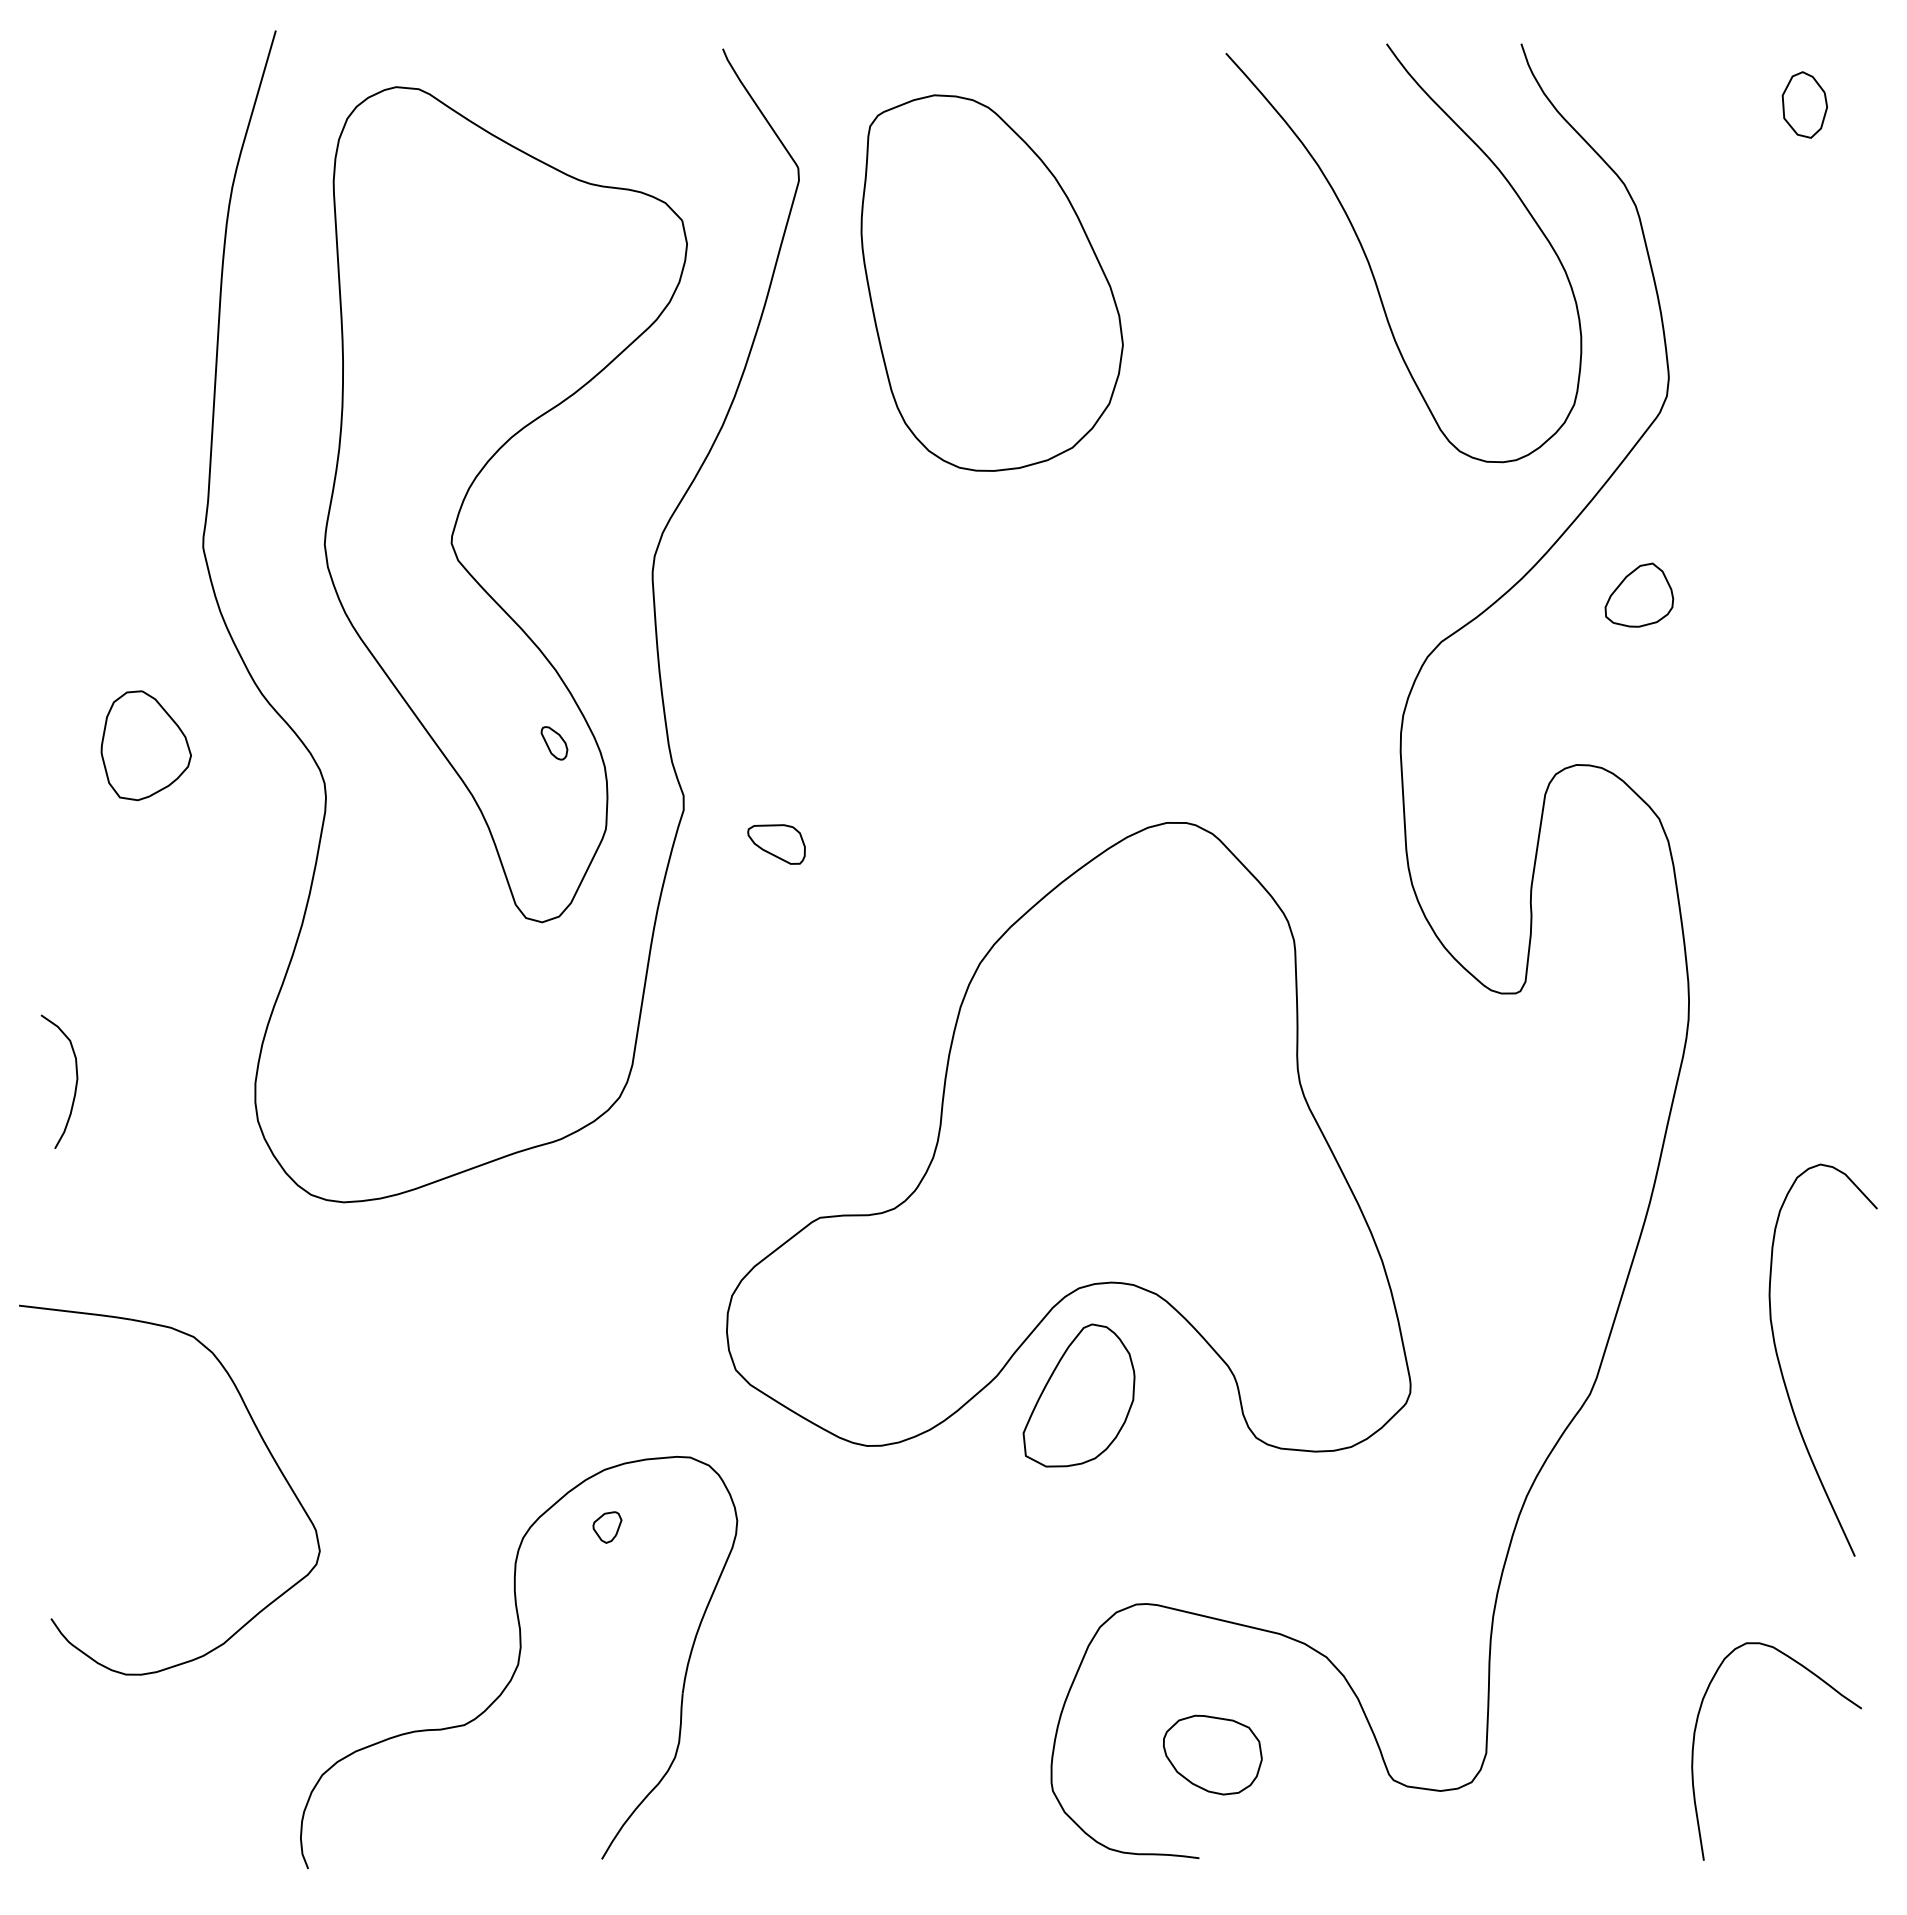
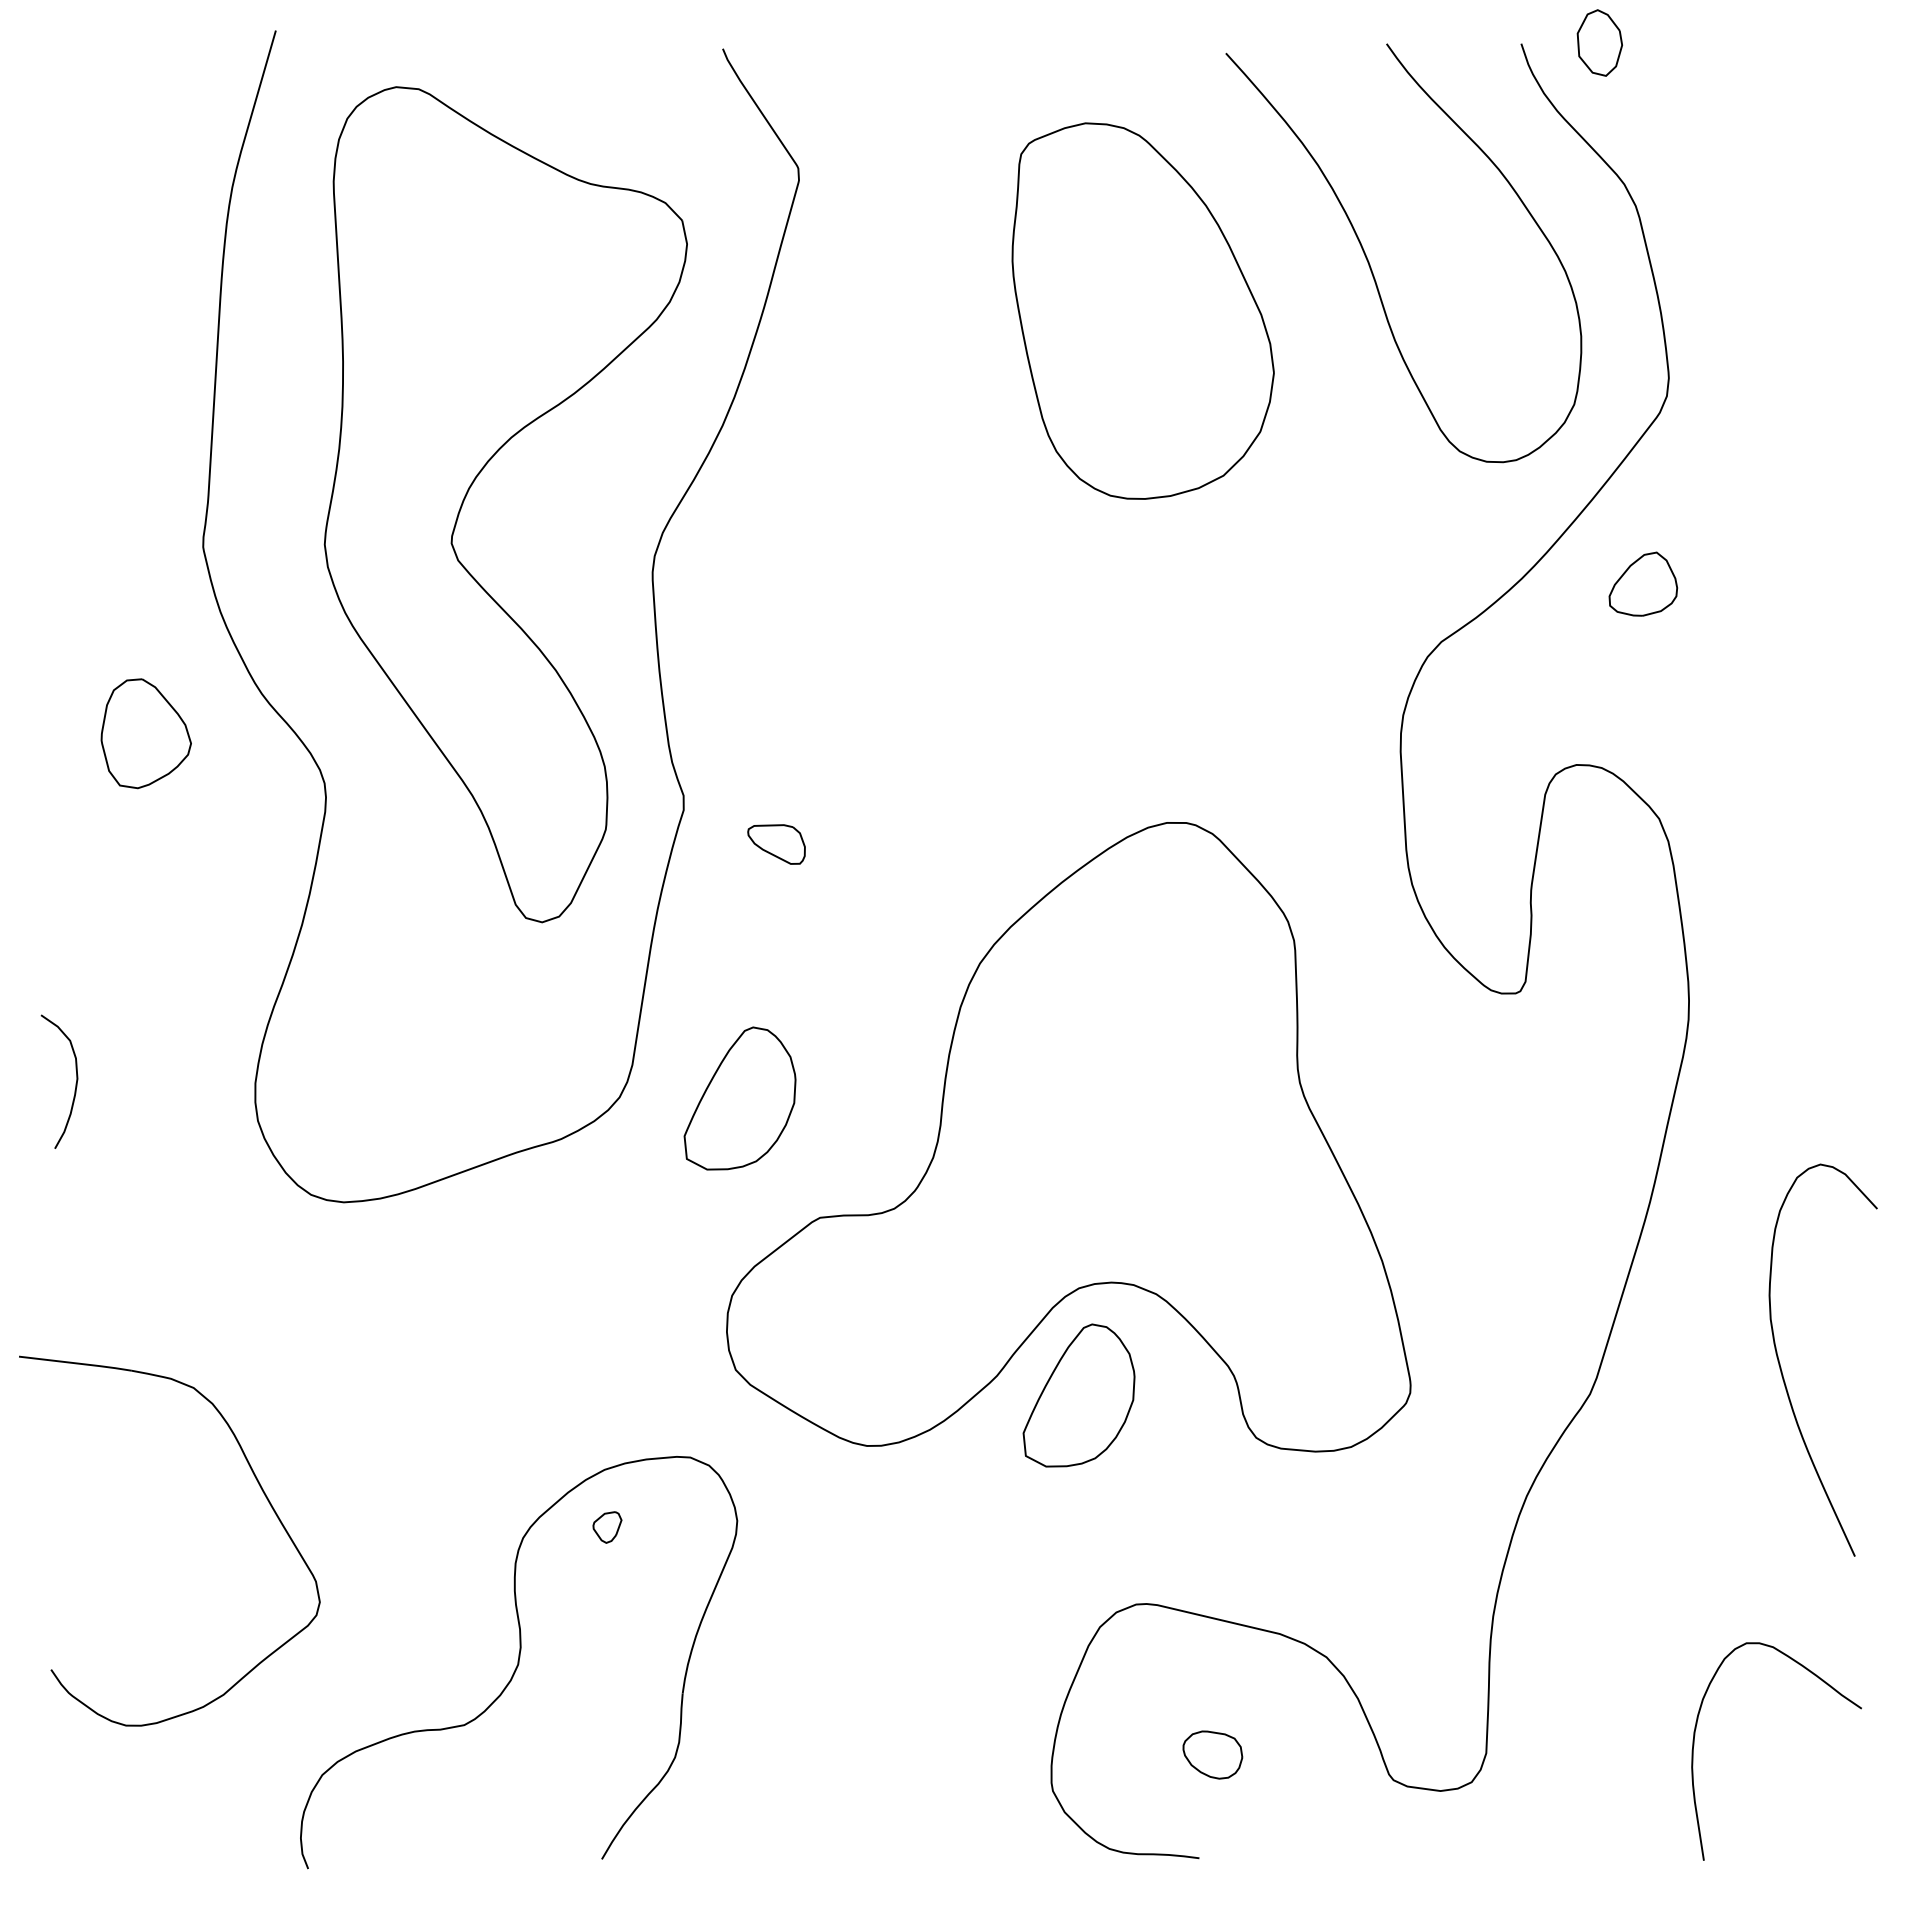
part position: (1804, 104) -> (1599, 42) (1599, 42)
part position: (991, 282) -> (1142, 310) (1142, 310)
part position: (1639, 594) -> (1643, 583) (1643, 583)
part: present -> none (554, 743)
part position: (145, 745) -> (145, 733) (145, 733)
part: none -> present (739, 1098)
part position: (261, 1439) -> (261, 1490) (261, 1490)
part size: 100x82 px -> 62x50 px (1212, 1754)
